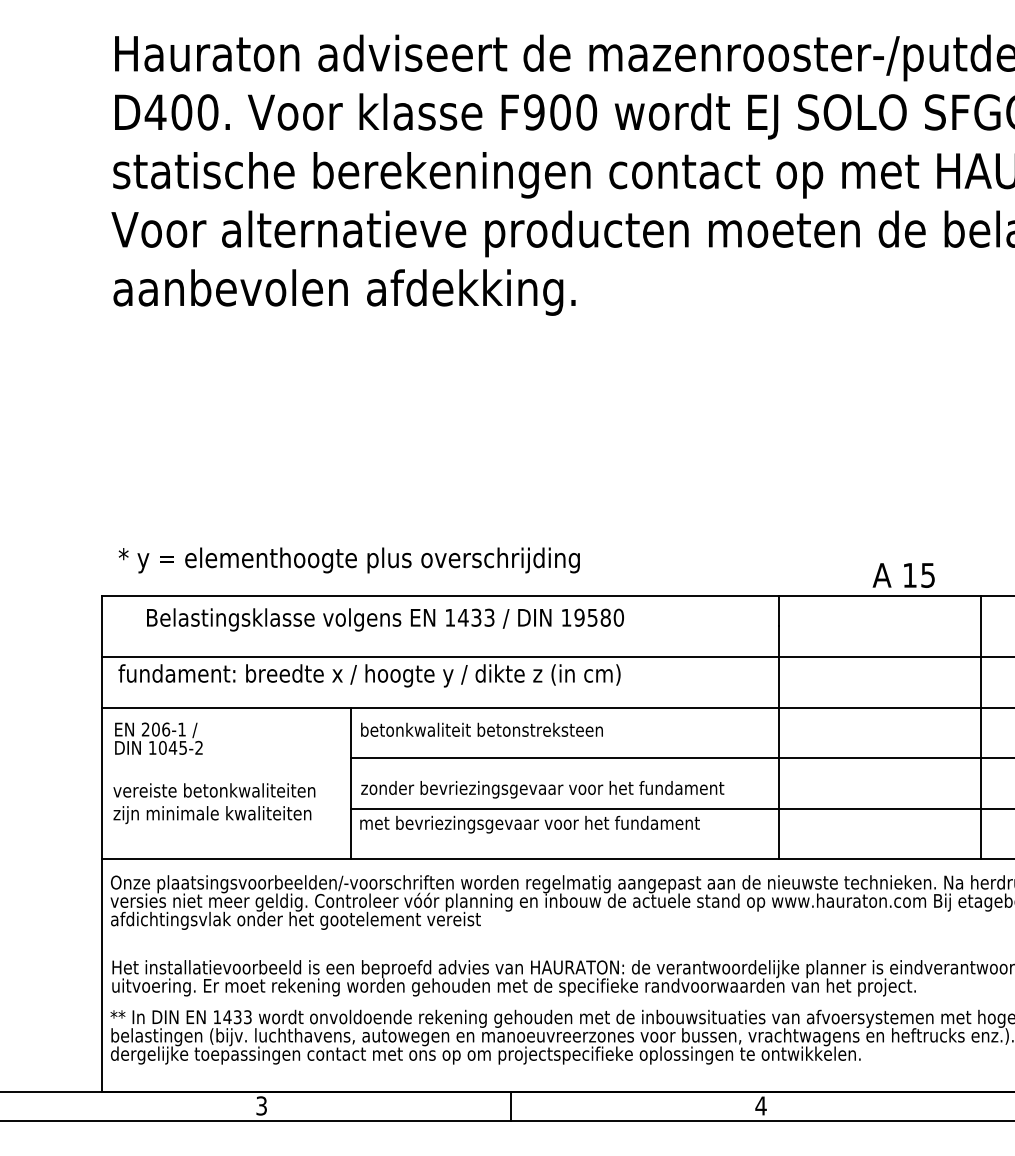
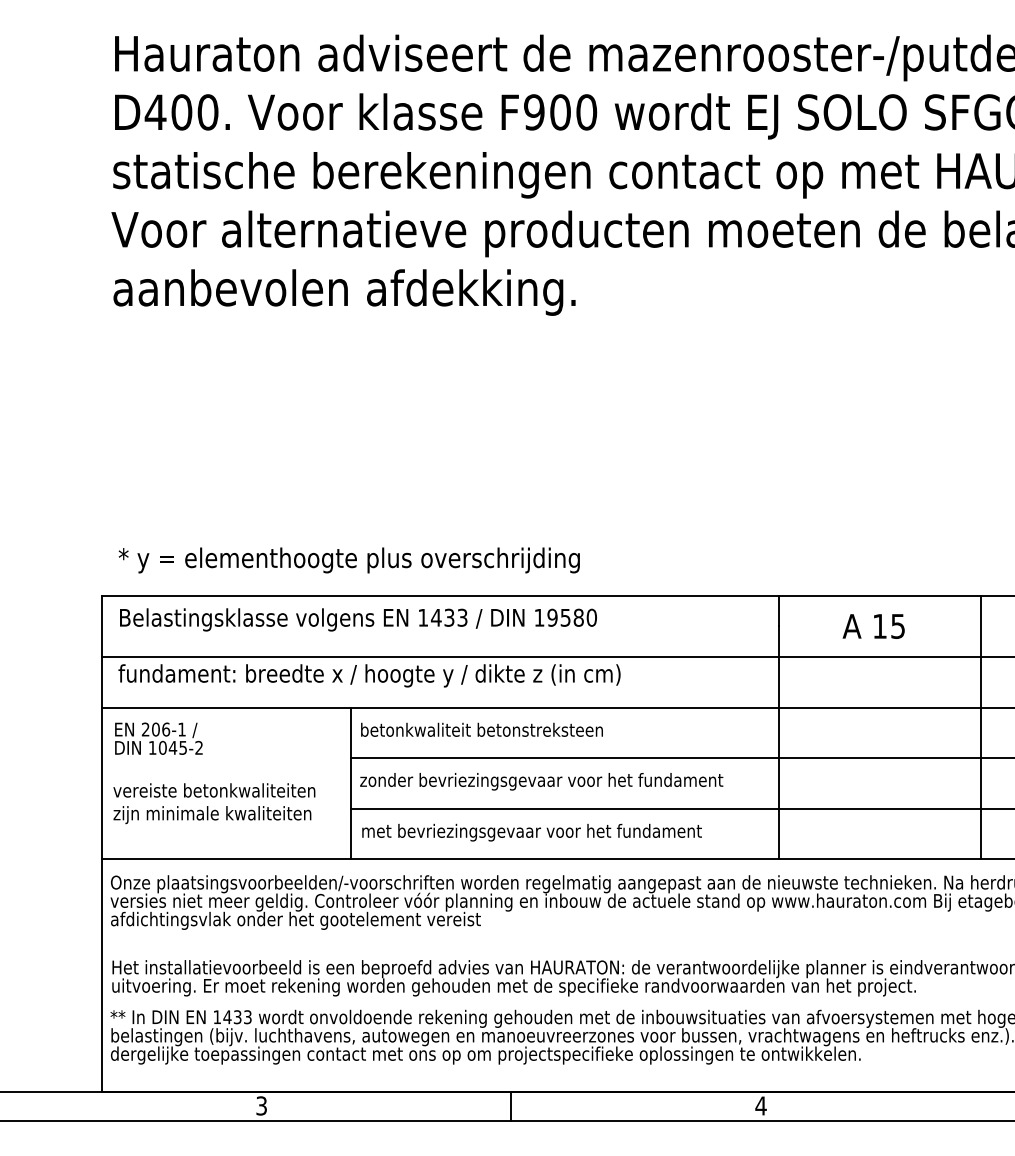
text position: (903, 575) -> (873, 626) (873, 626)
text position: (385, 619) -> (358, 619) (358, 619)
text position: (542, 789) -> (541, 781) (541, 781)
text position: (529, 824) -> (531, 832) (531, 832)
